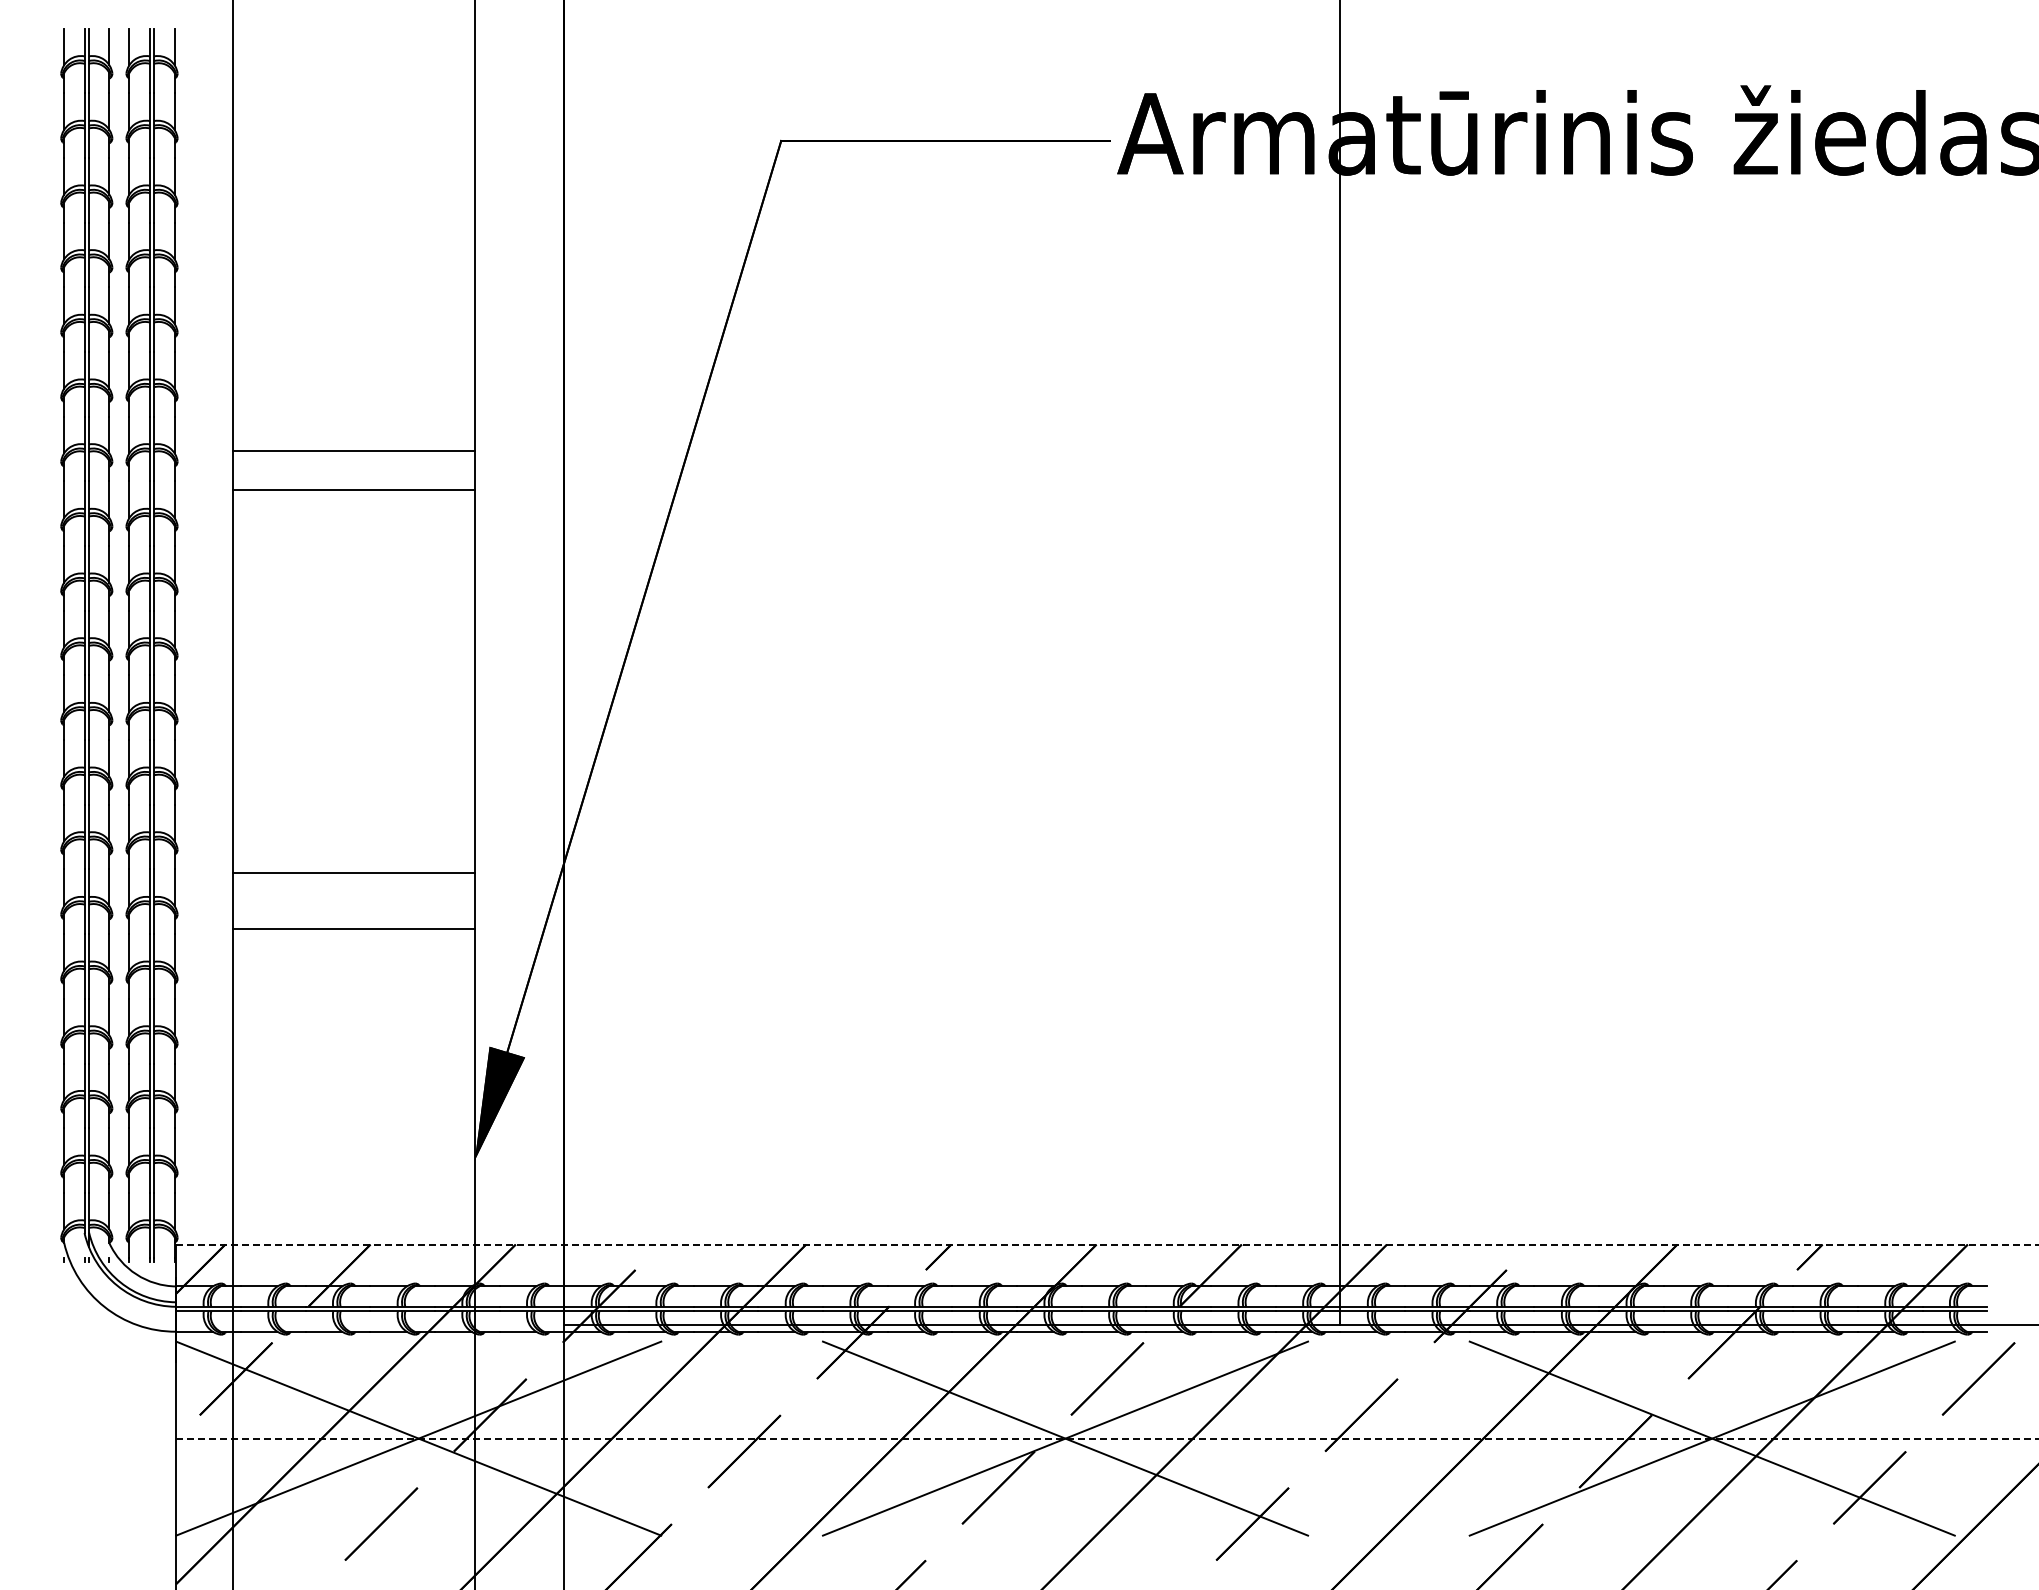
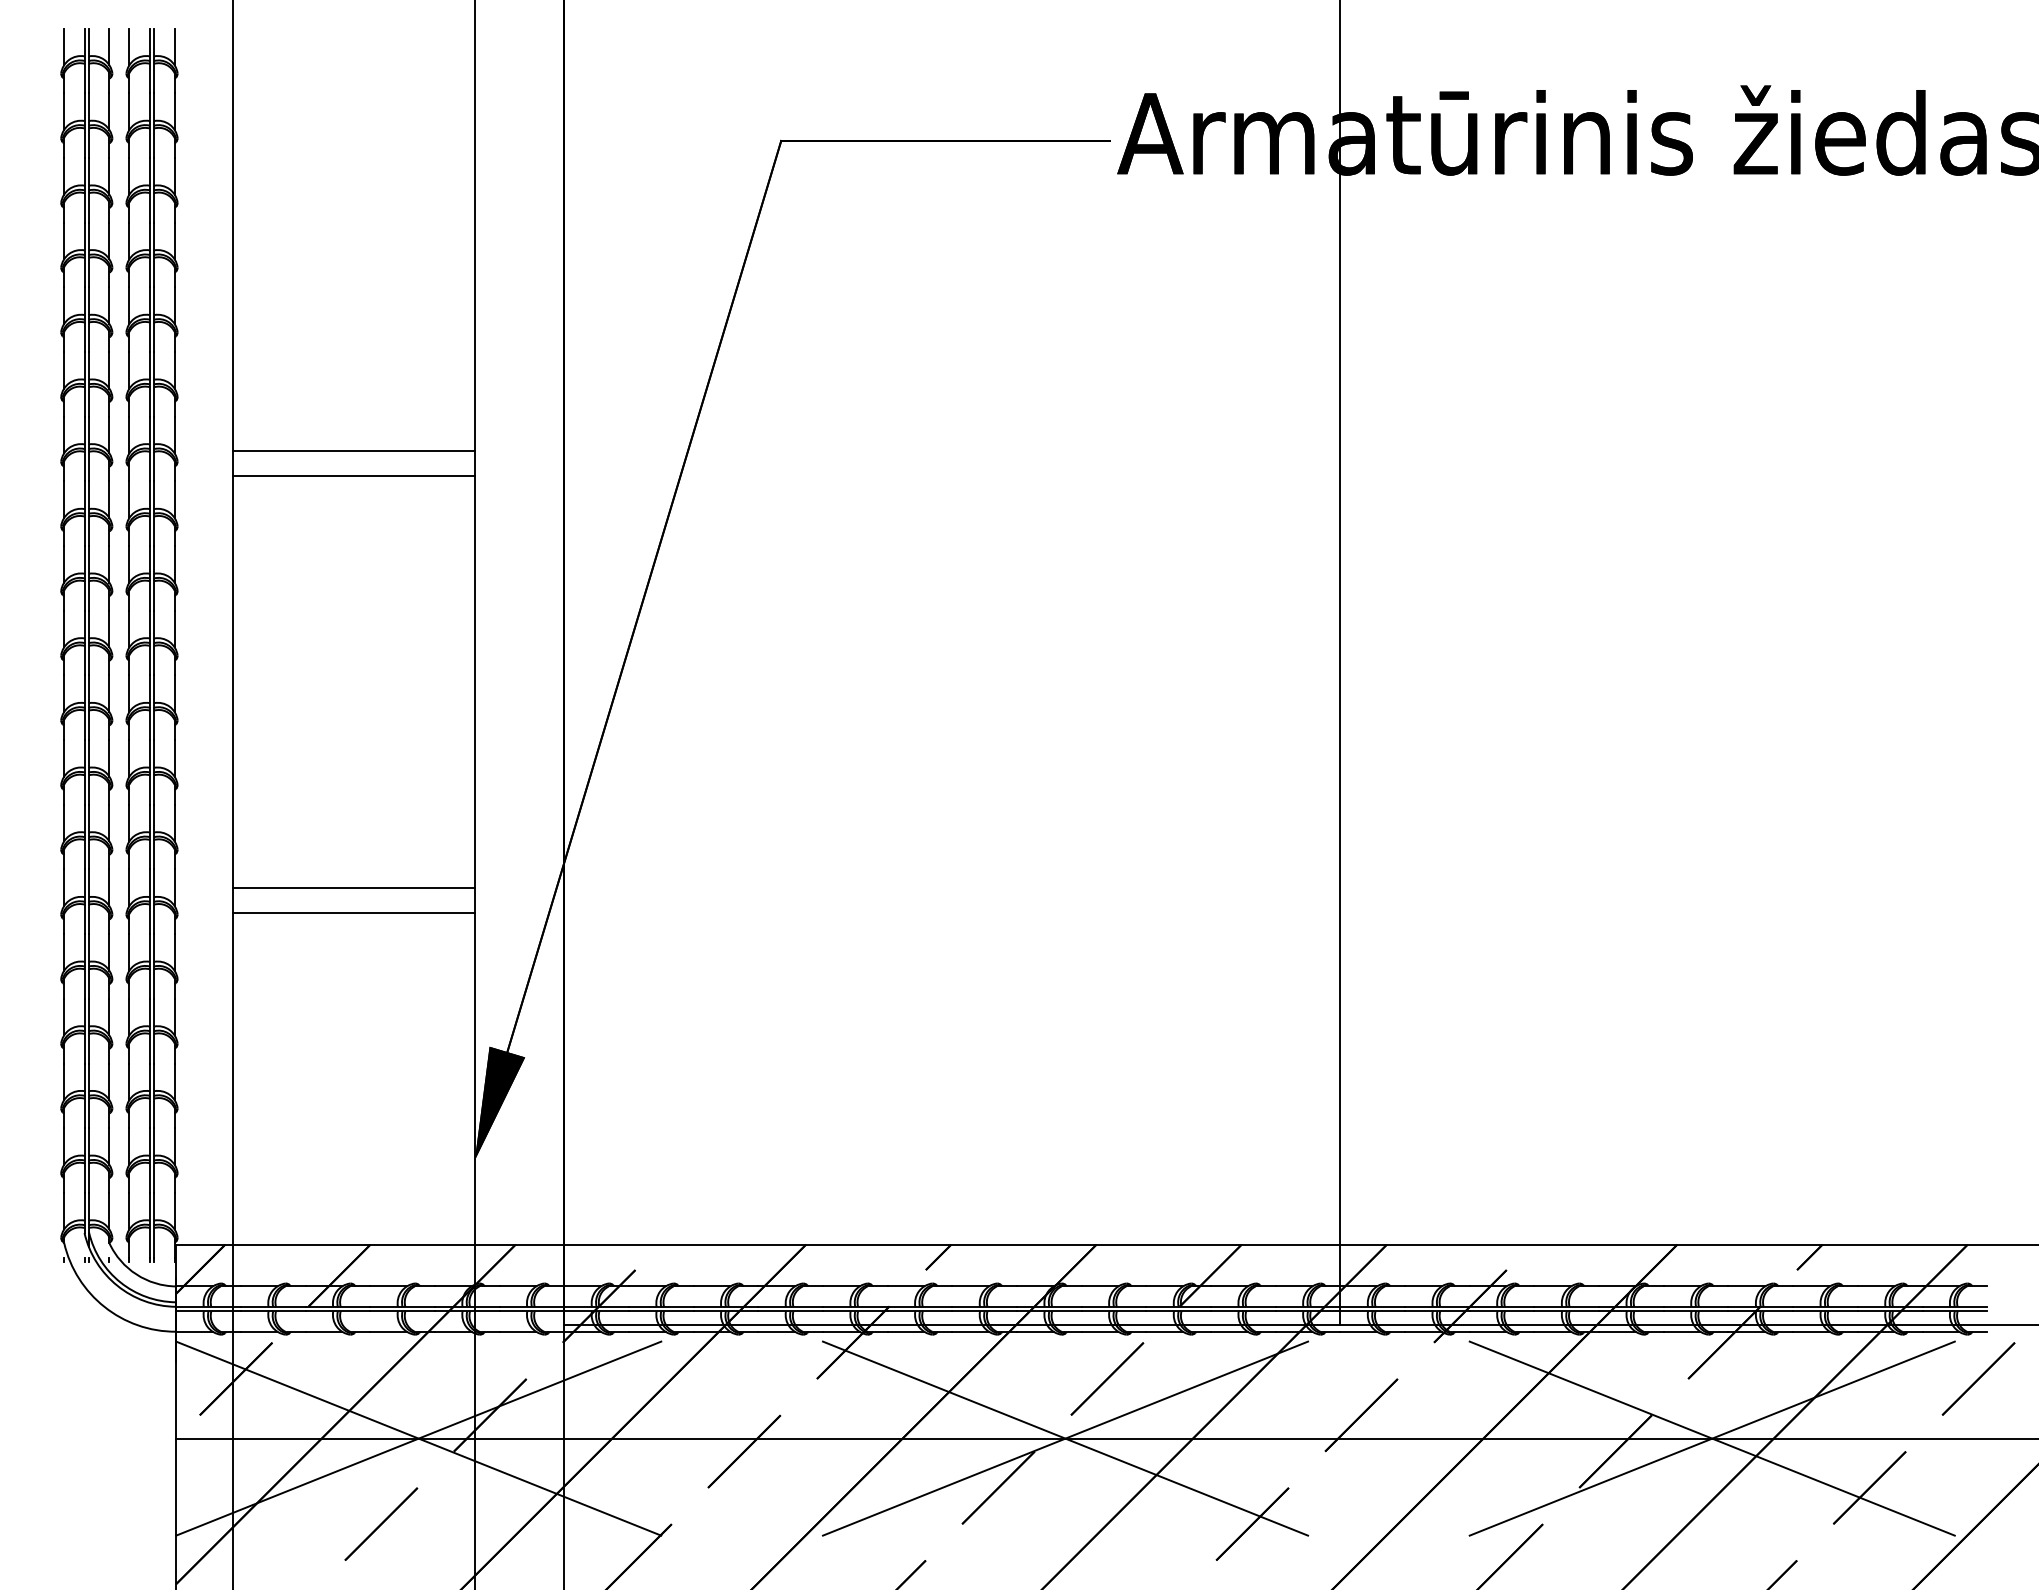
line position: (353, 490) -> (353, 476) (353, 476)
line position: (353, 873) -> (353, 888) (353, 888)
line position: (353, 929) -> (353, 913) (353, 913)
line: dashed -> solid (1107, 1244)
line: dashed -> solid (1107, 1438)
